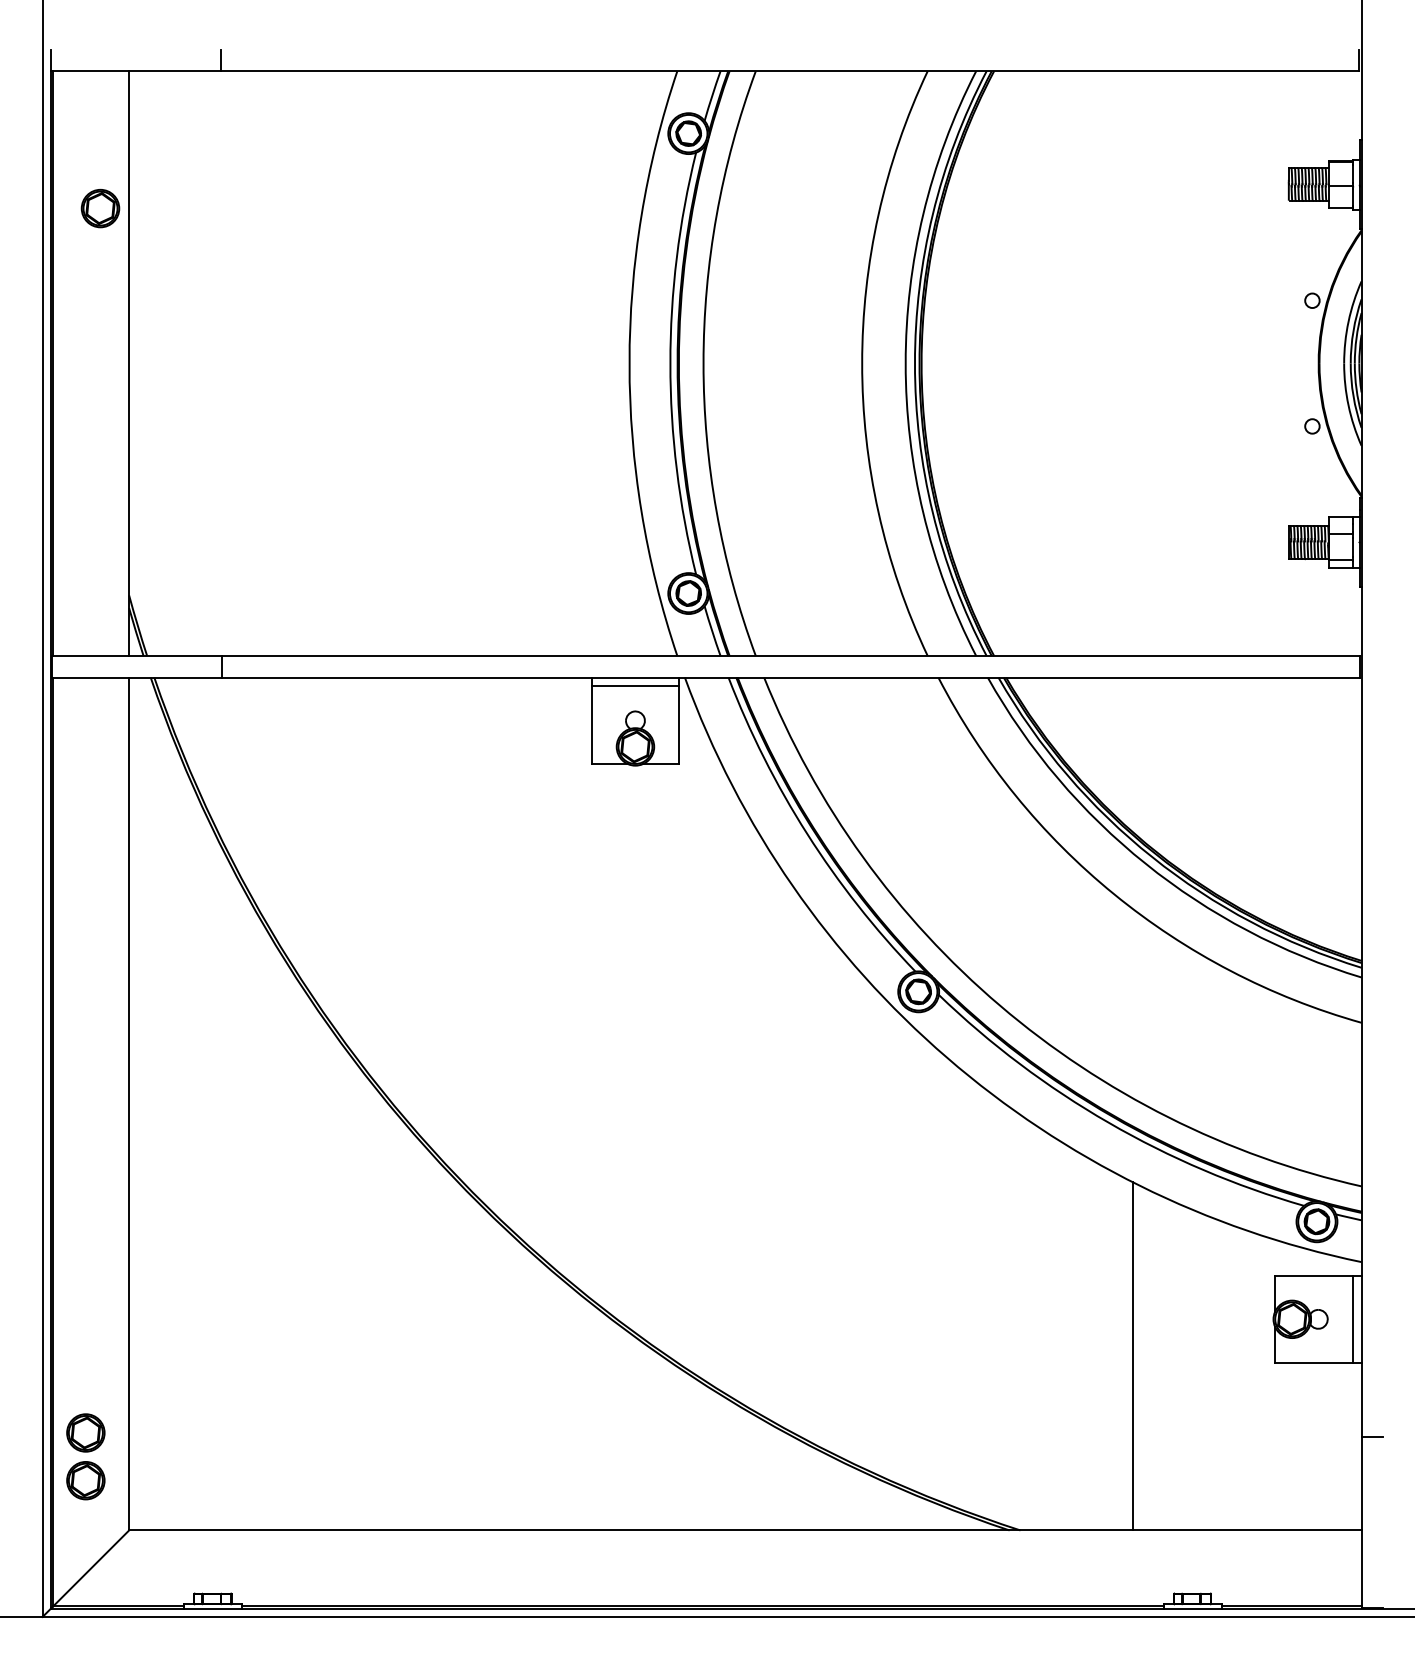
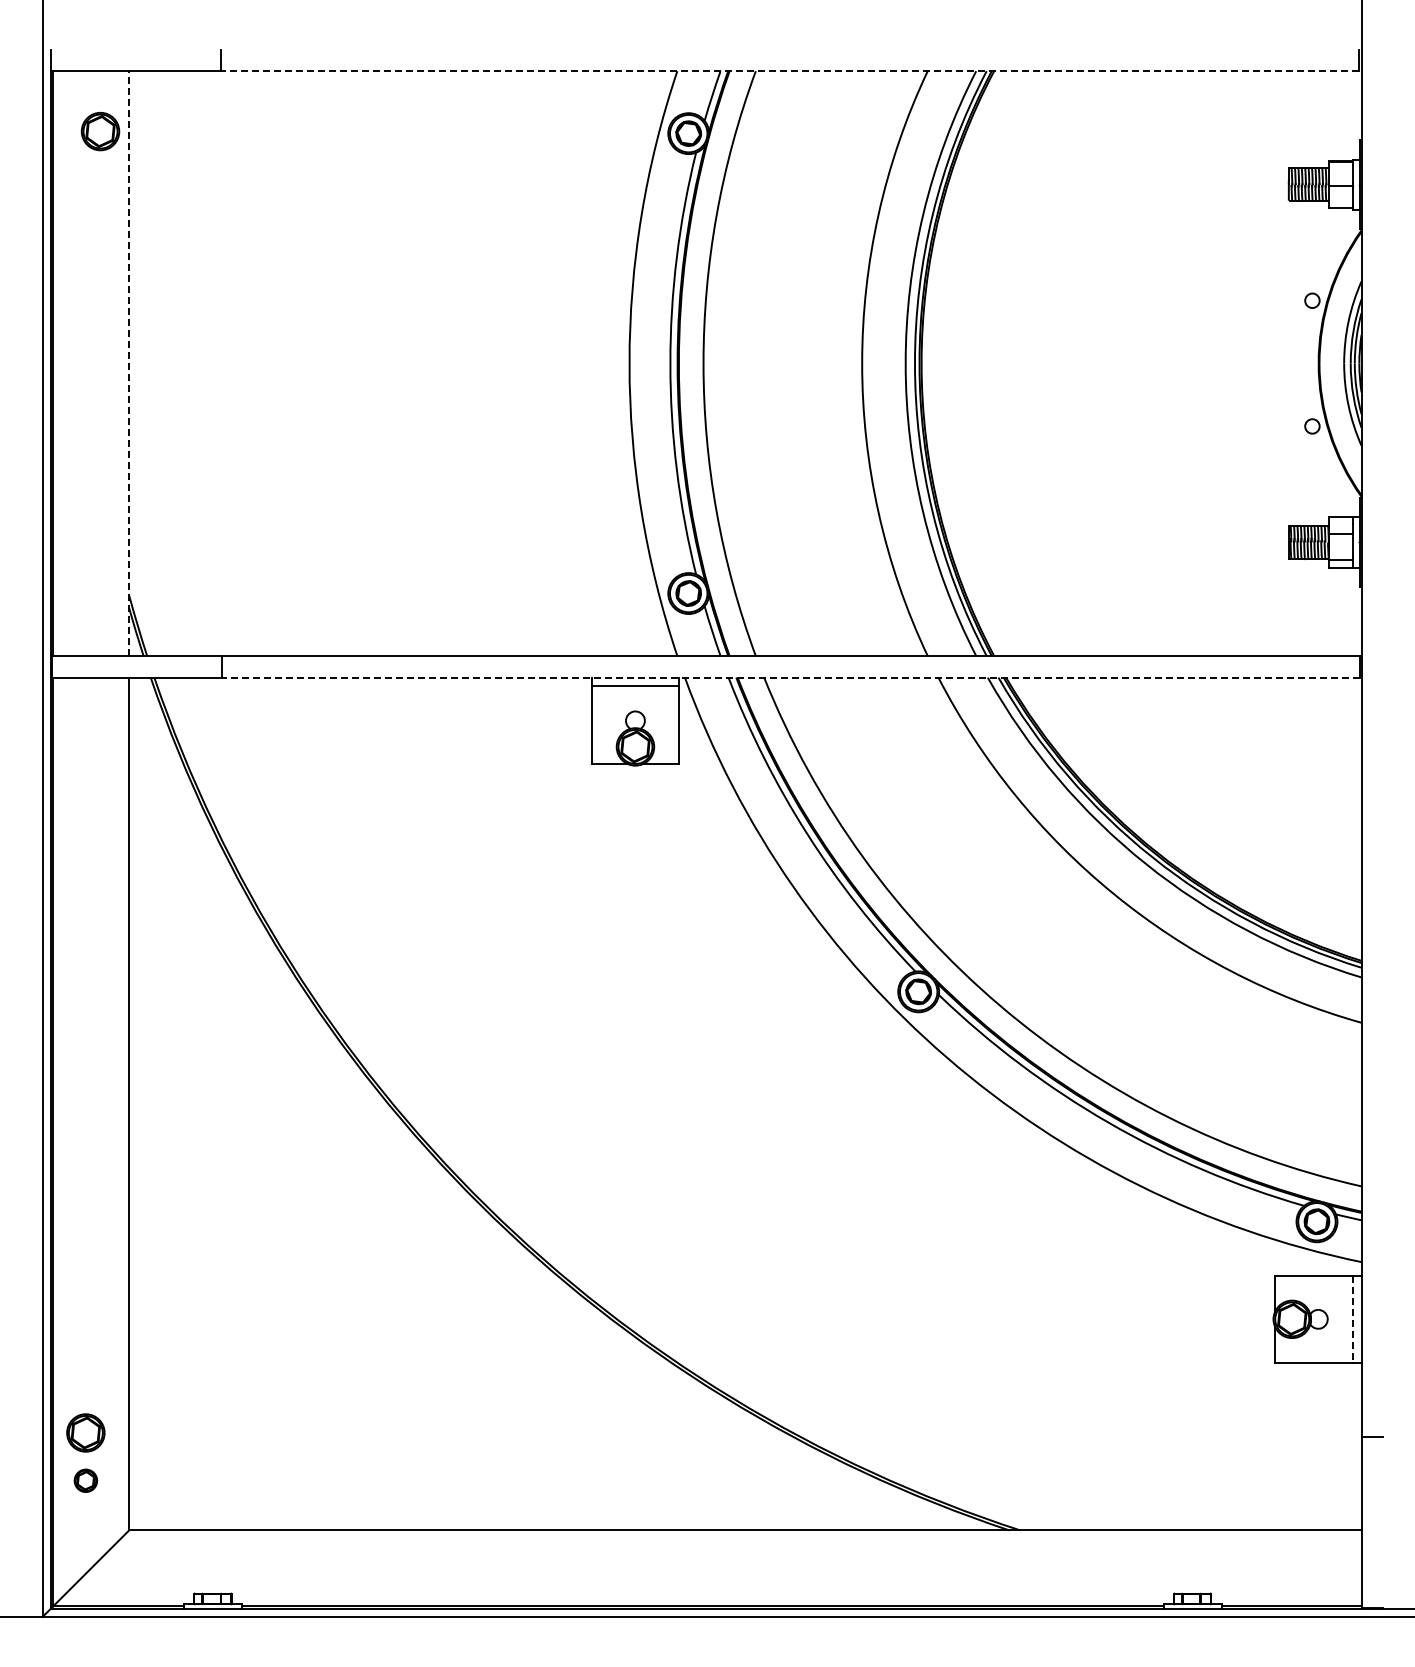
line: solid -> dashed (789, 71)
part position: (100, 208) -> (100, 131) (100, 131)
line: solid -> dashed (129, 363)
line: solid -> dashed (790, 677)
line: solid -> dashed (1353, 1319)
line: present -> none (1132, 1356)
part size: 40x40 px -> 25x25 px (85, 1480)
